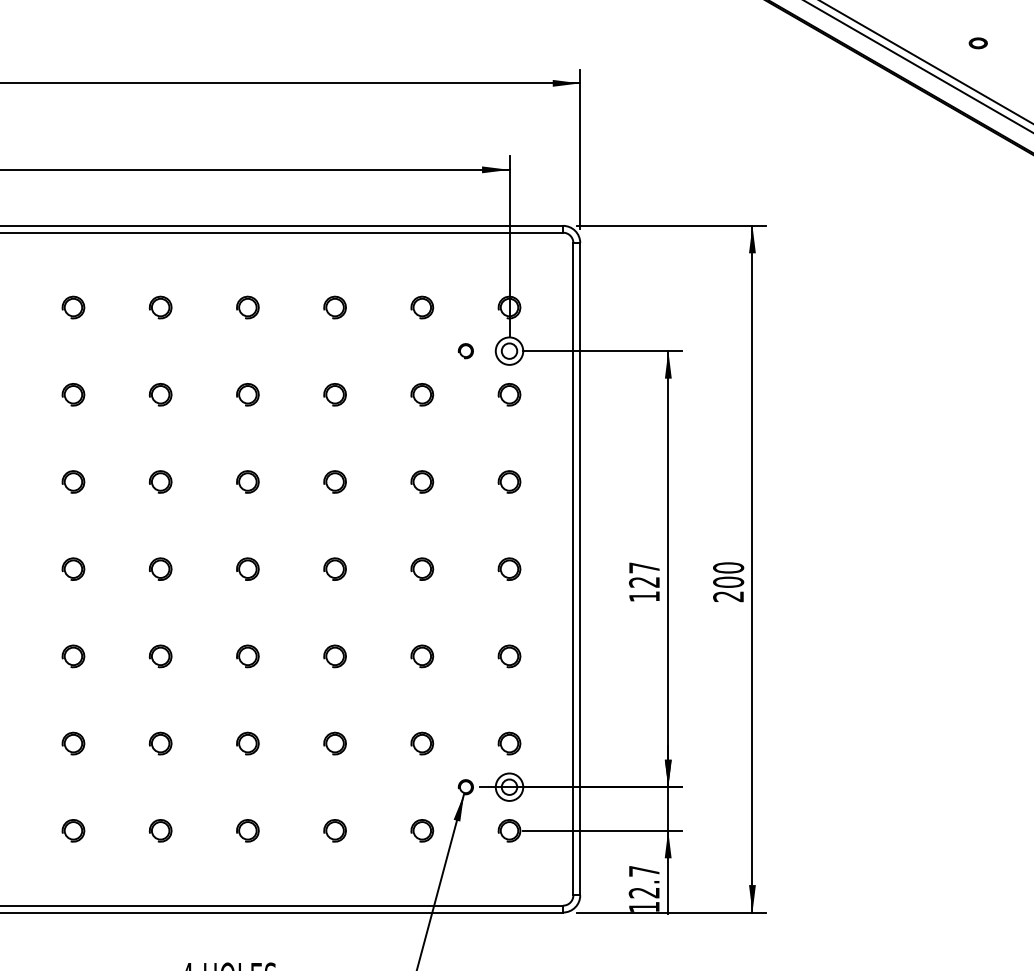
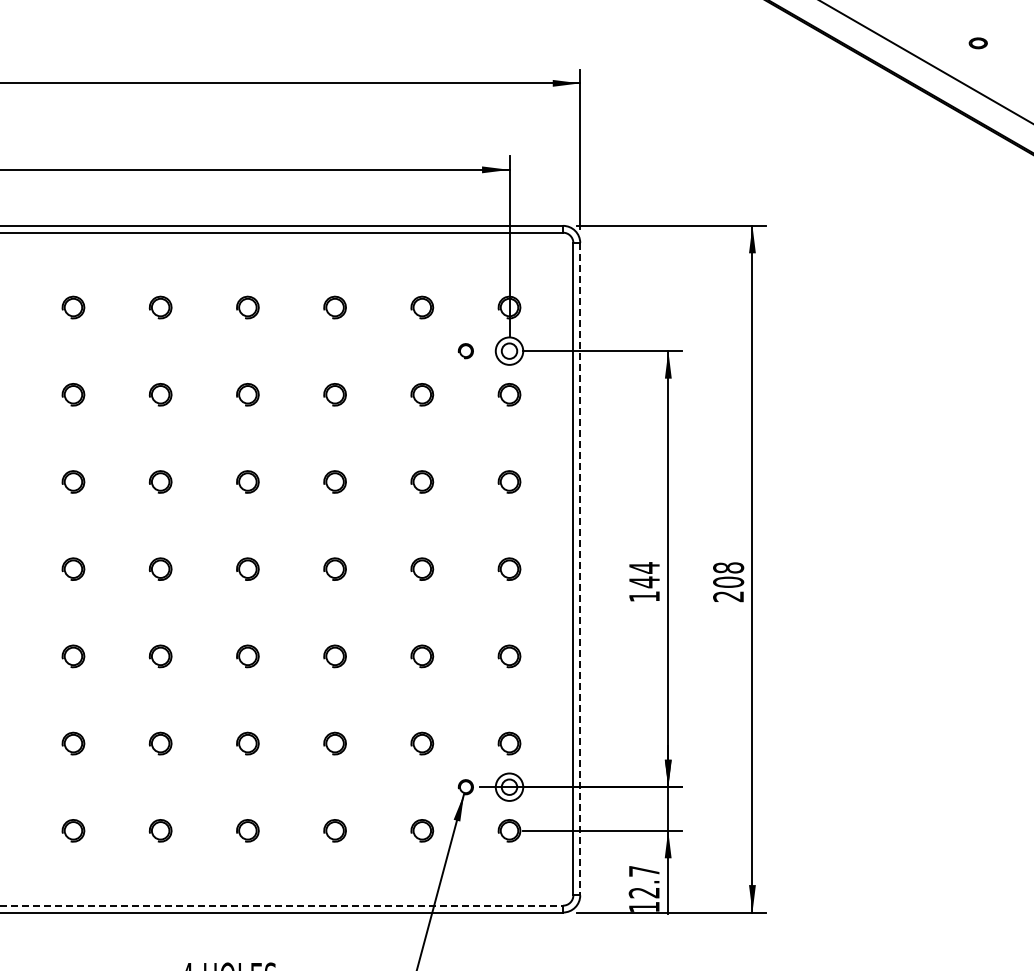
line: present -> none (918, 66)
text: 200 -> 208 (728, 567)
line: solid -> dashed (580, 569)
text: 127 -> 144 (644, 575)
line: solid -> dashed (282, 905)
